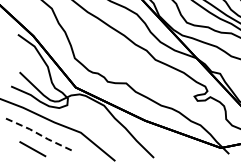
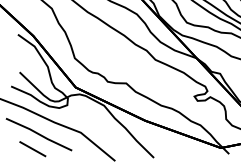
line: dashed -> solid (39, 134)
